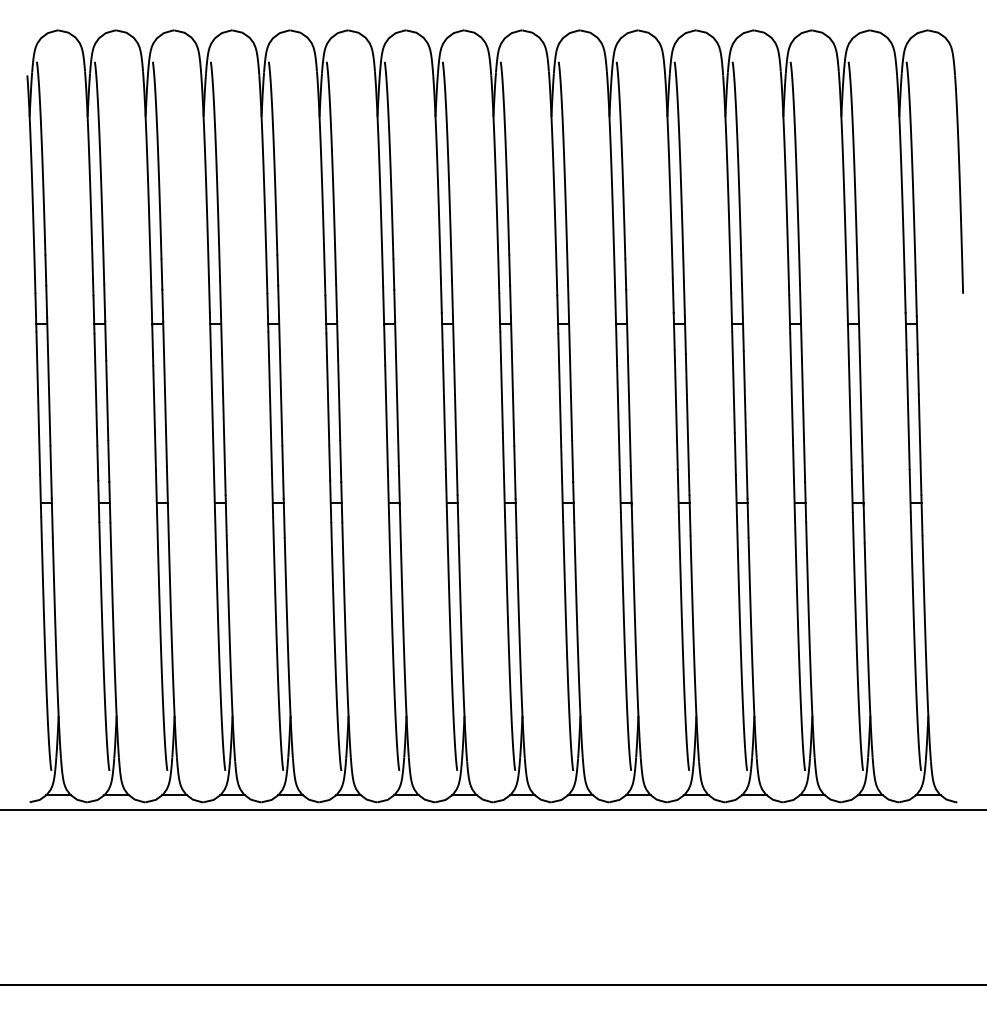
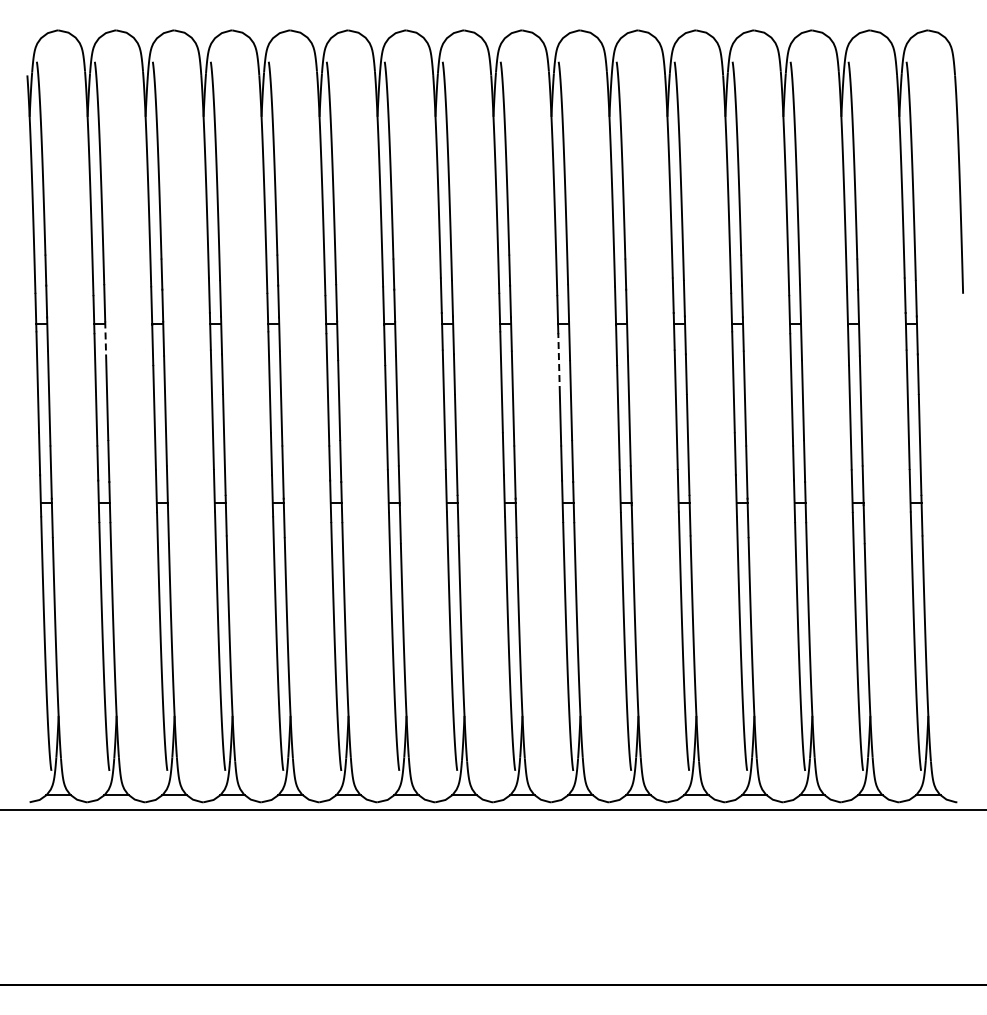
line: solid -> dashed (105, 341)
line: solid -> dashed (559, 363)
